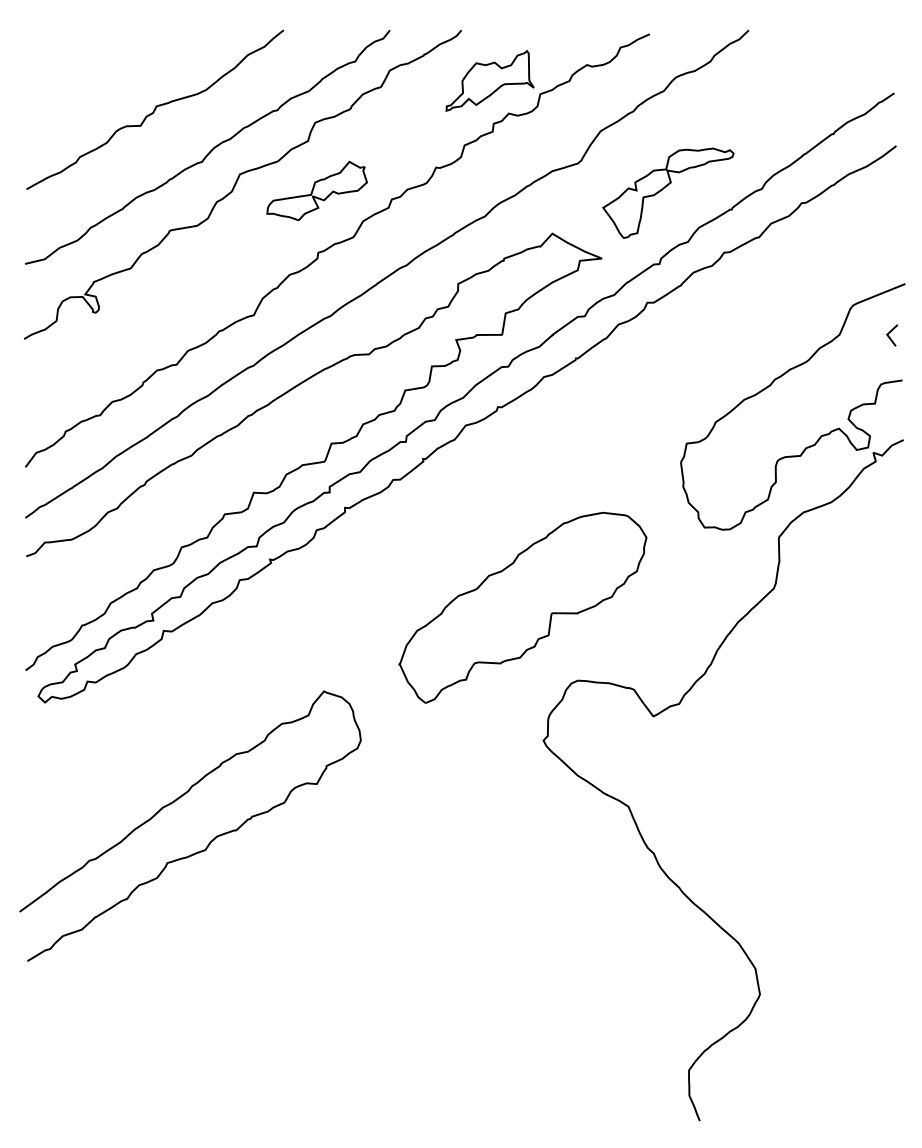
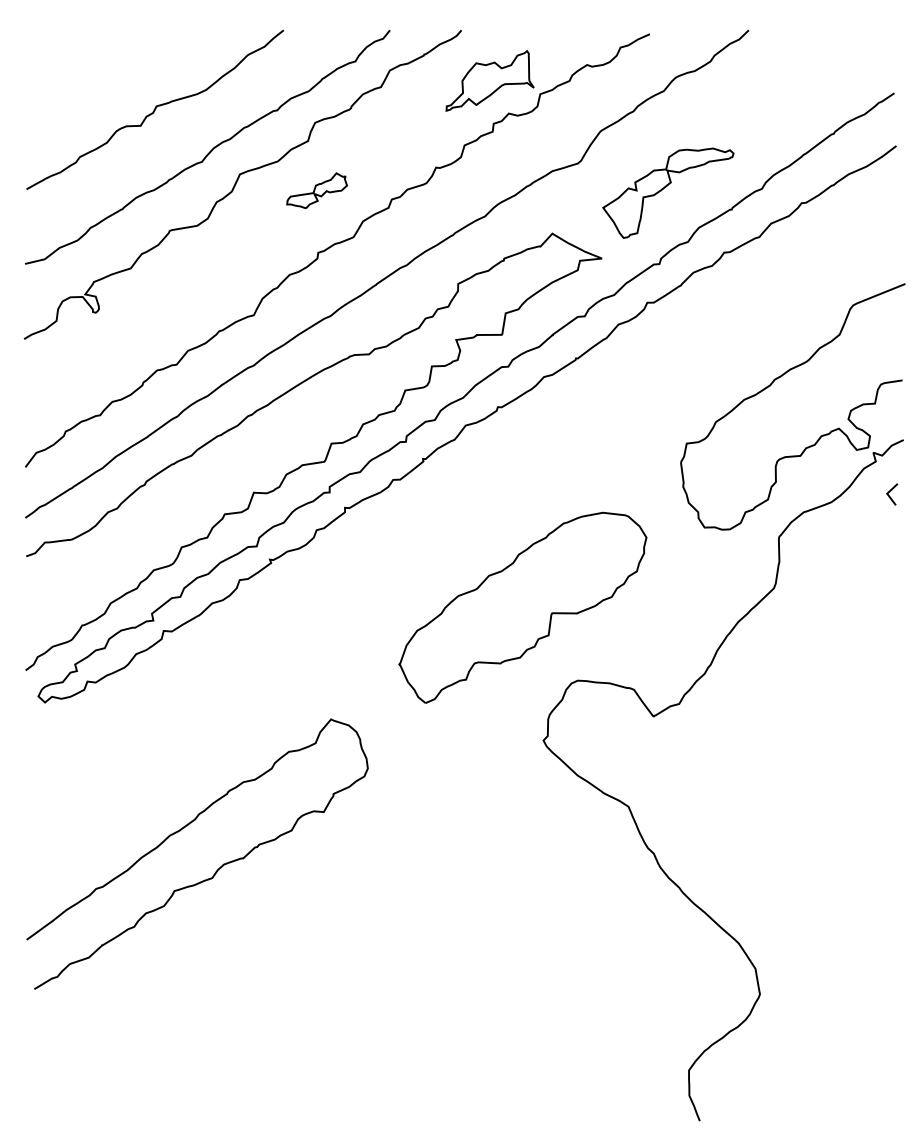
part size: 102x61 px -> 62x38 px (316, 190)
line position: (890, 337) -> (890, 496) (890, 496)
curve position: (208, 843) -> (215, 871) (215, 871)
